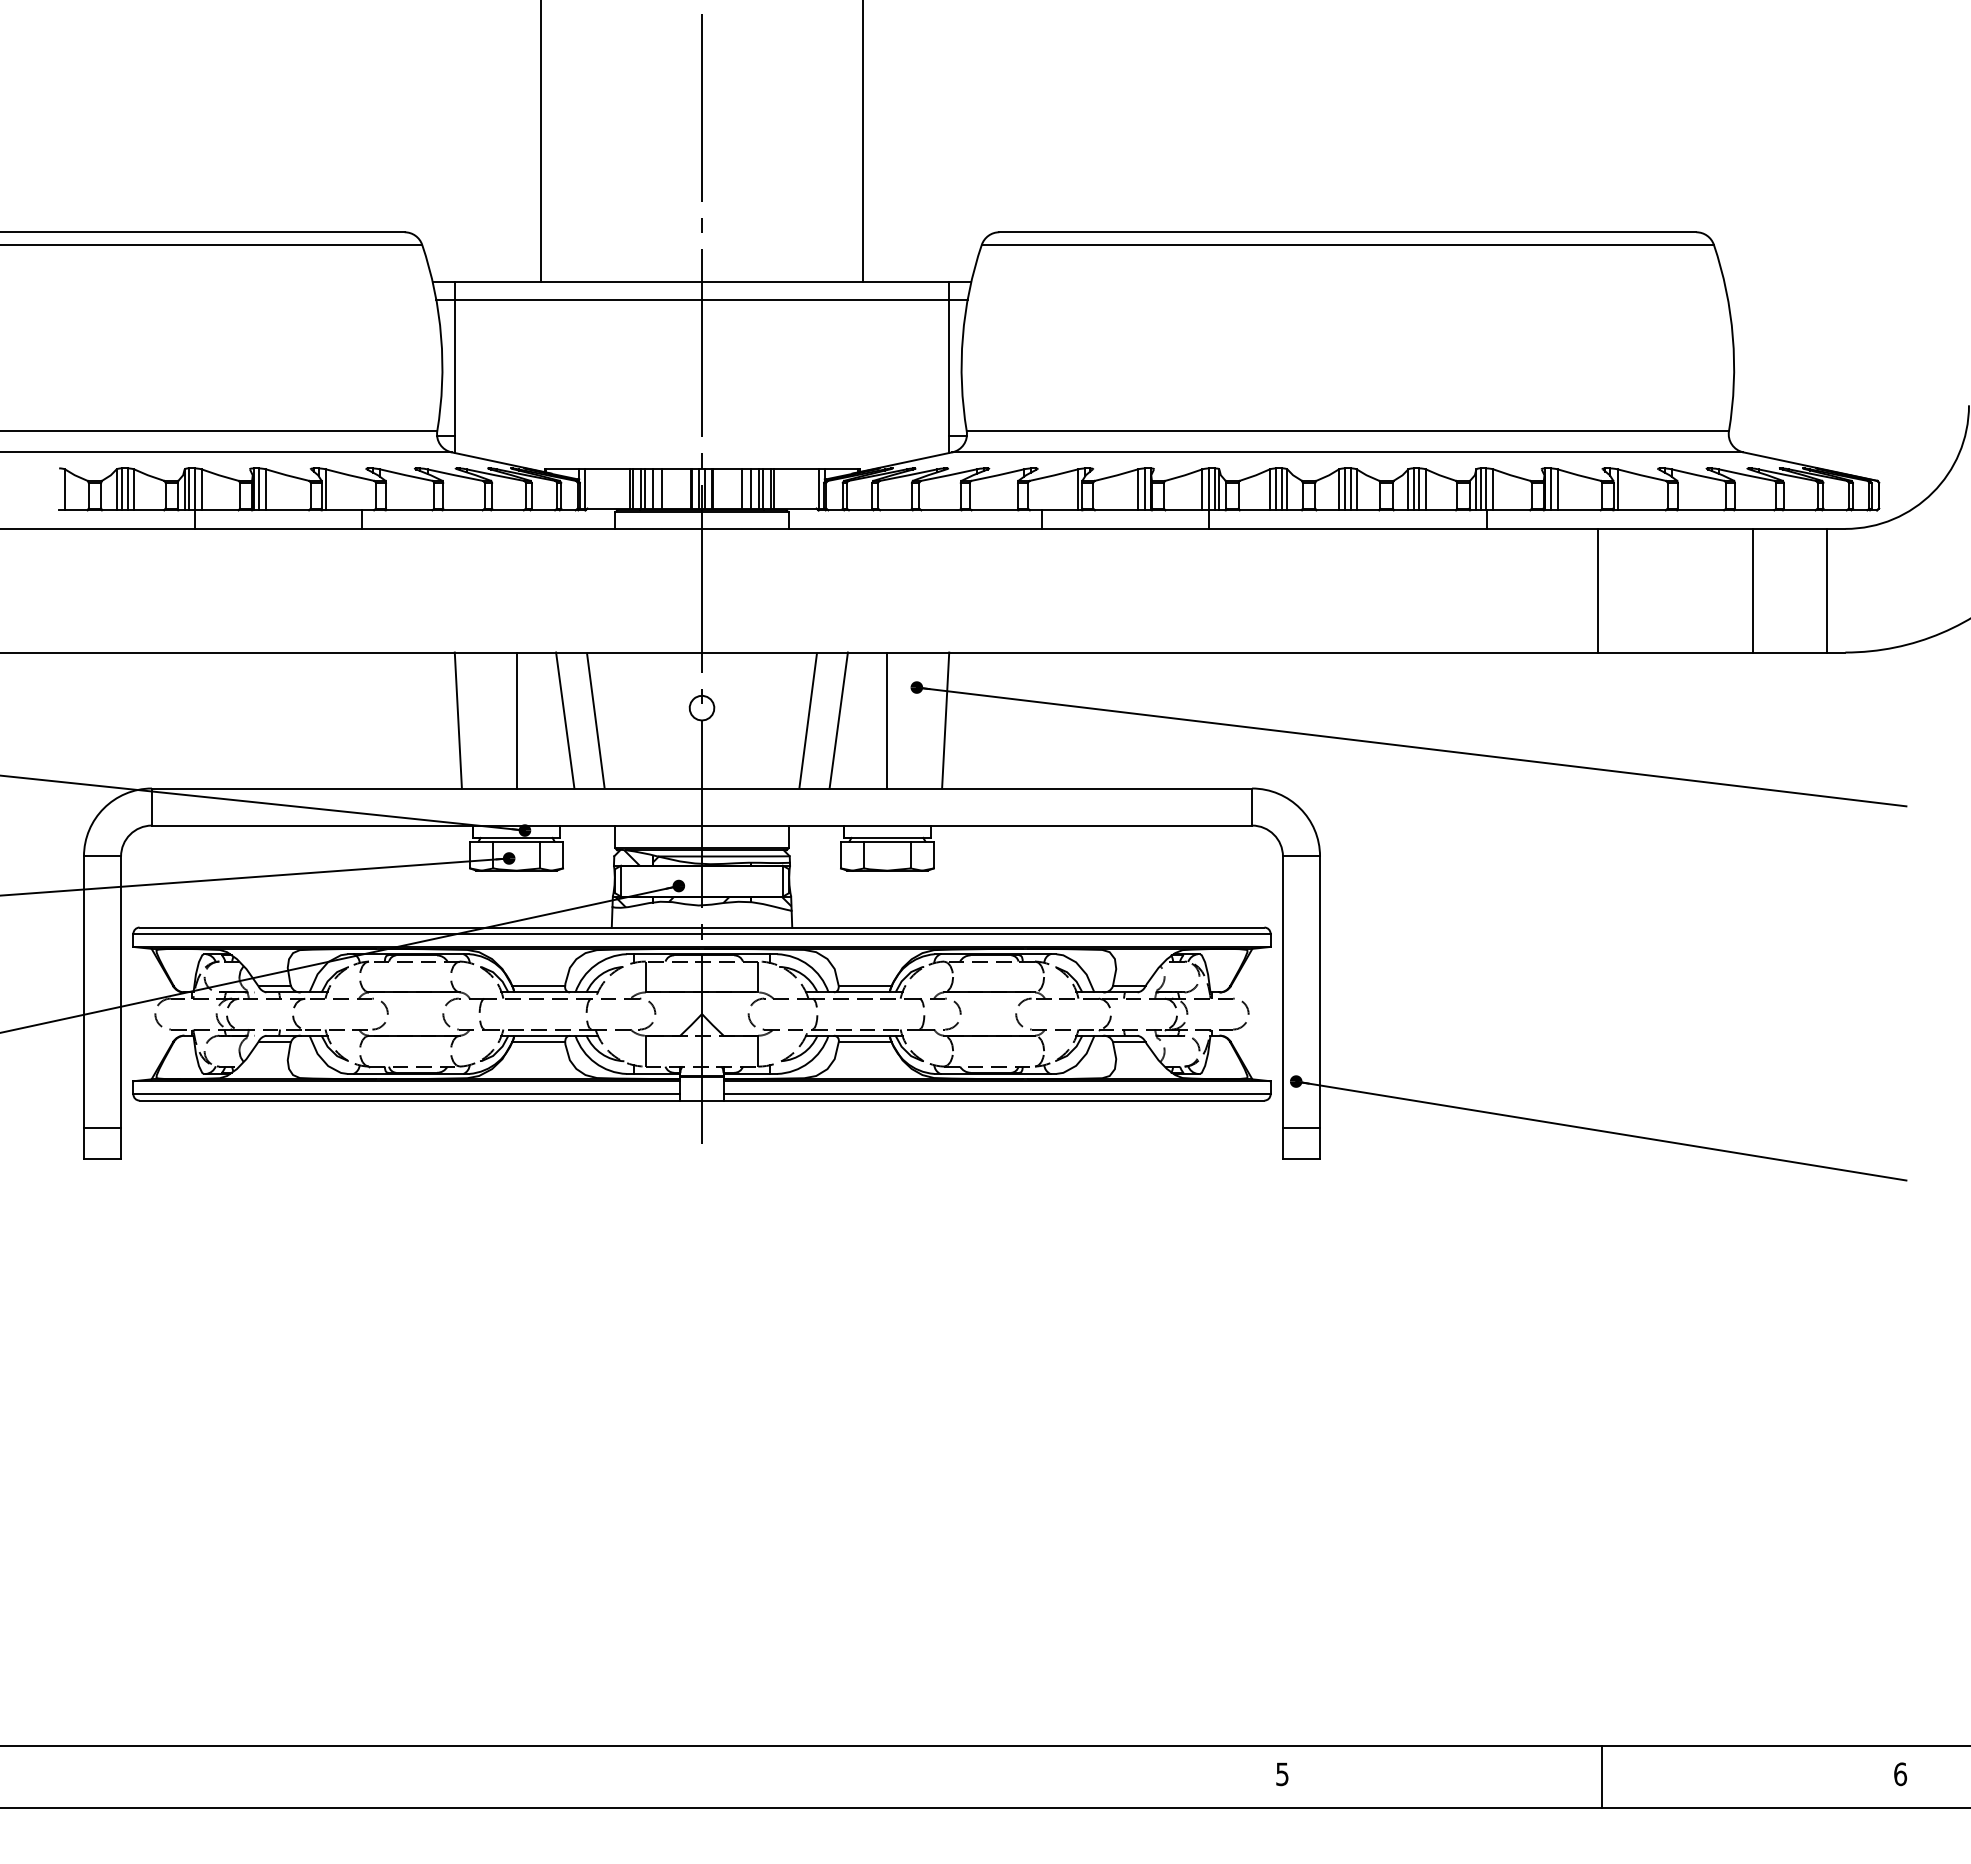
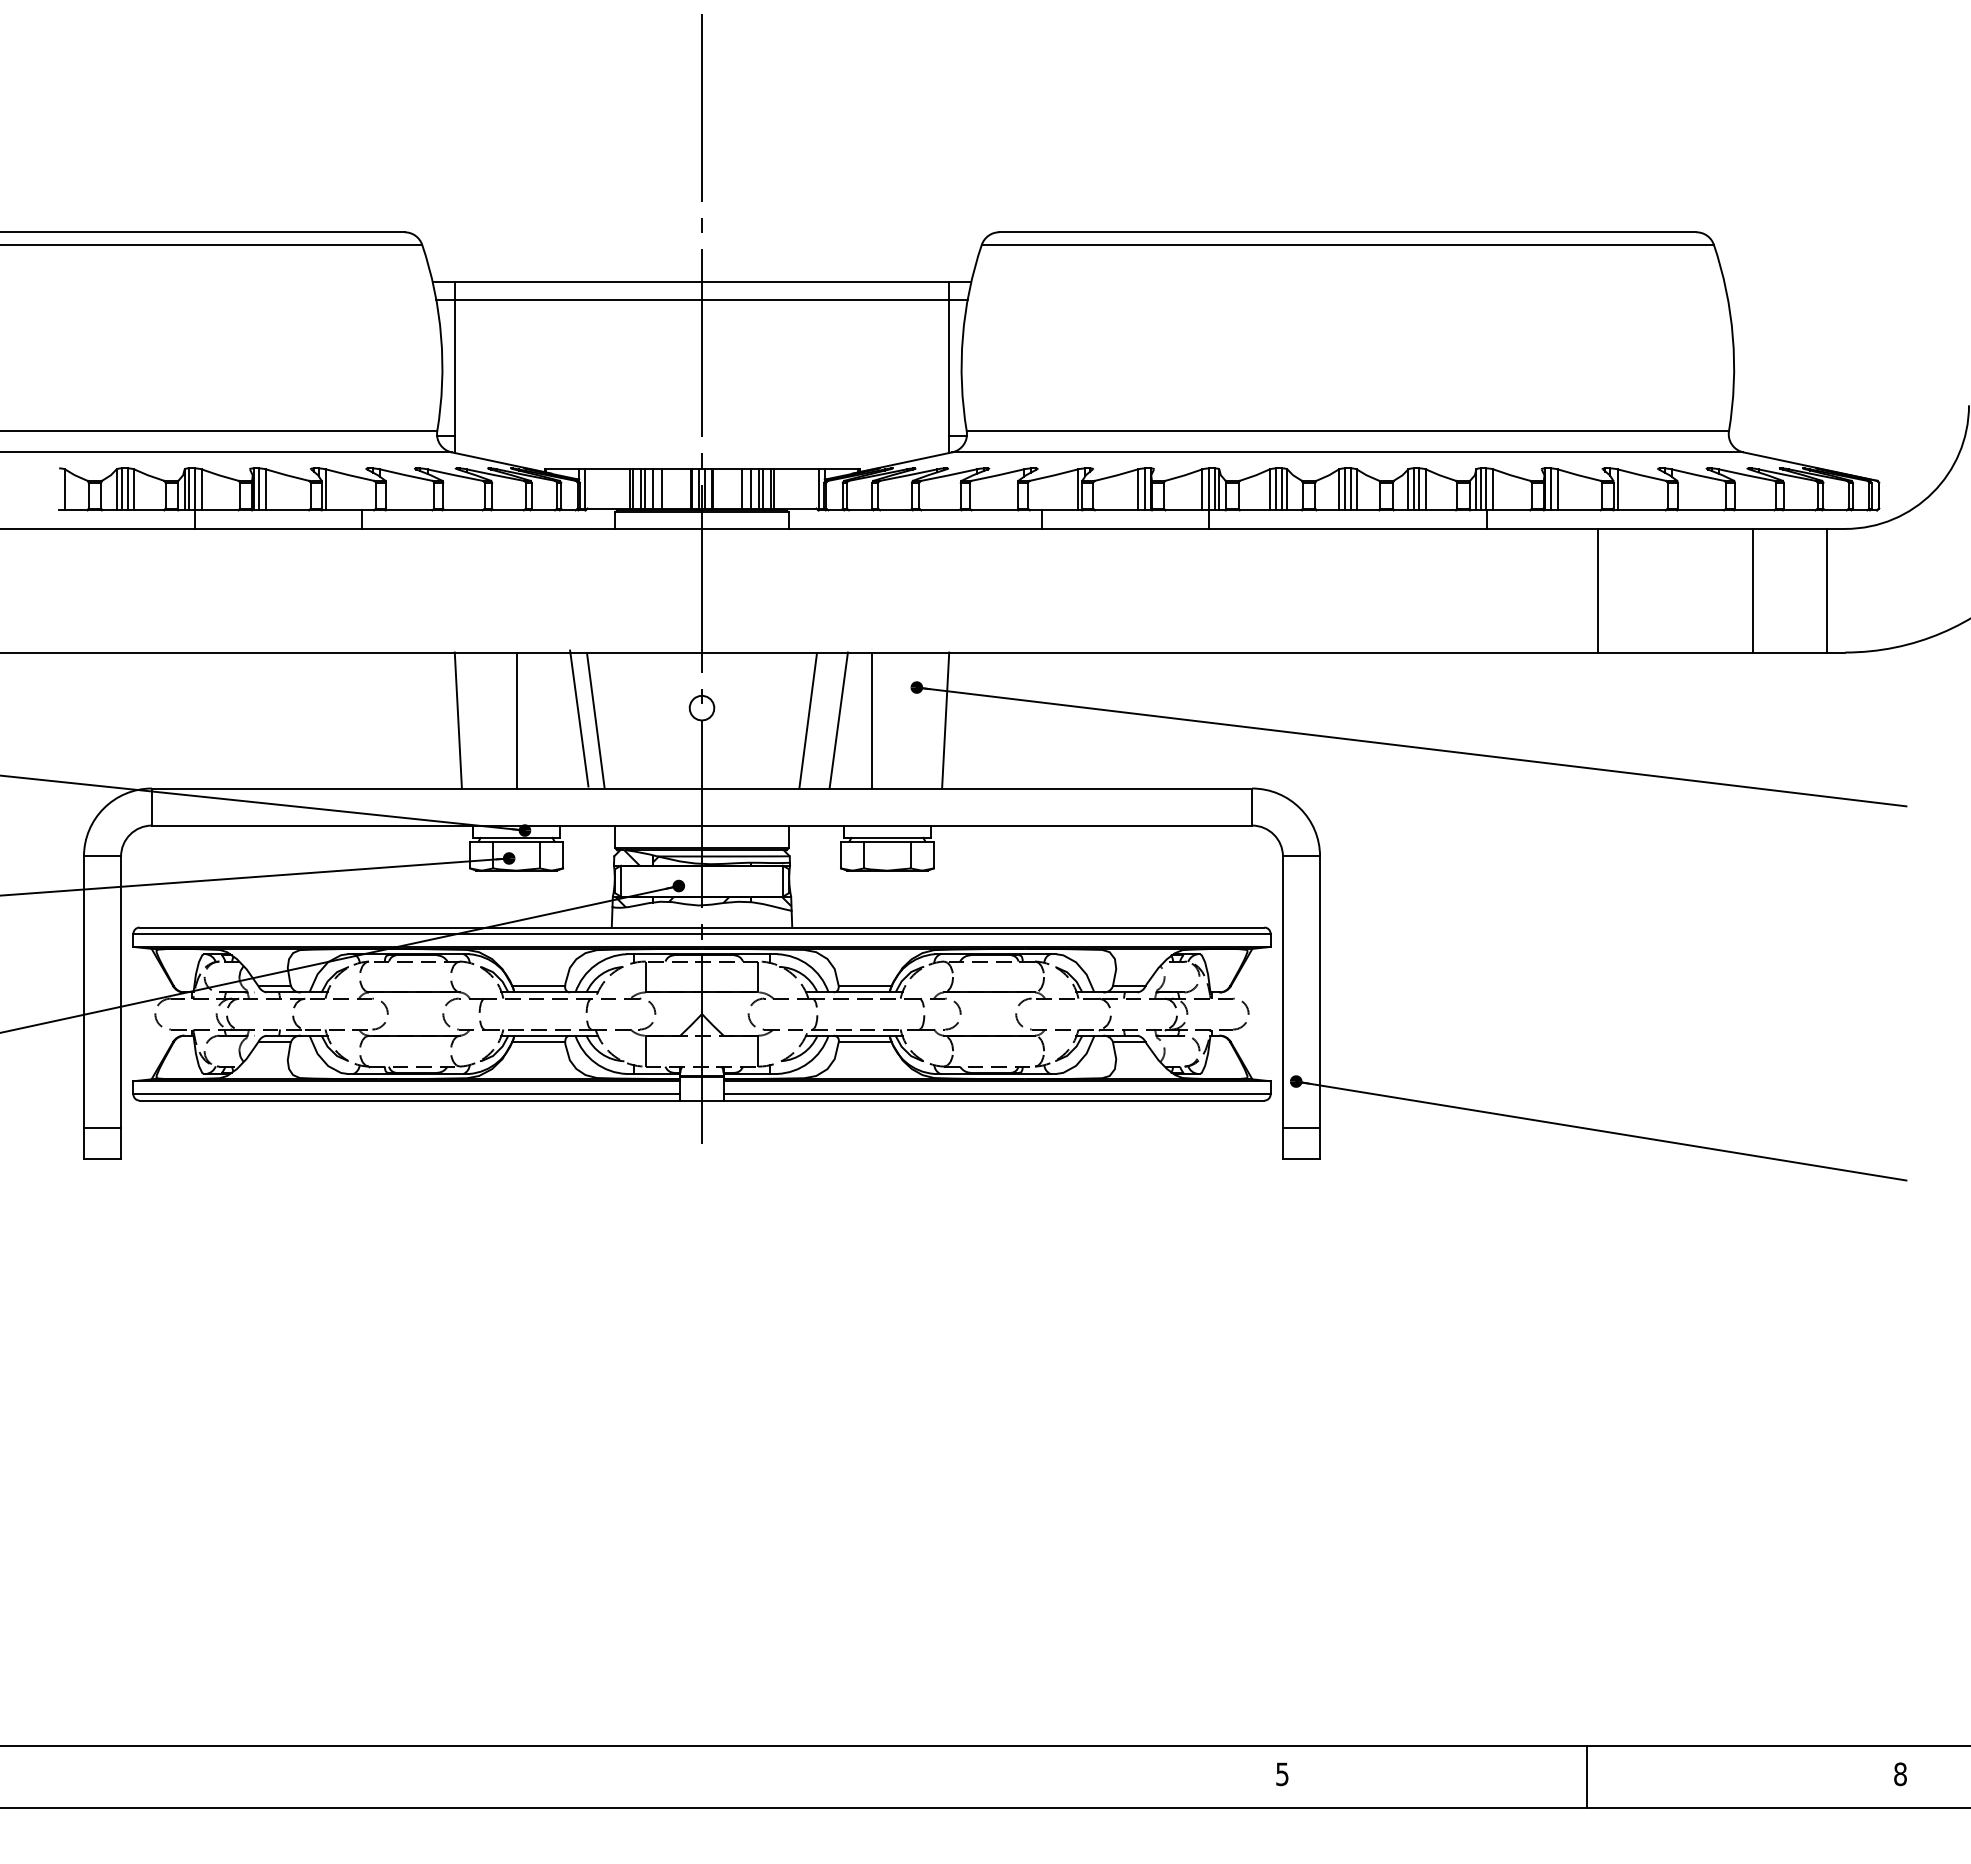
line: present -> none (541, 141)
line: present -> none (862, 141)
line position: (565, 720) -> (579, 718) (579, 718)
line position: (887, 720) -> (872, 720) (872, 720)
text: 6 -> 8 (1900, 1773)
line position: (1601, 1776) -> (1586, 1776) (1586, 1776)
